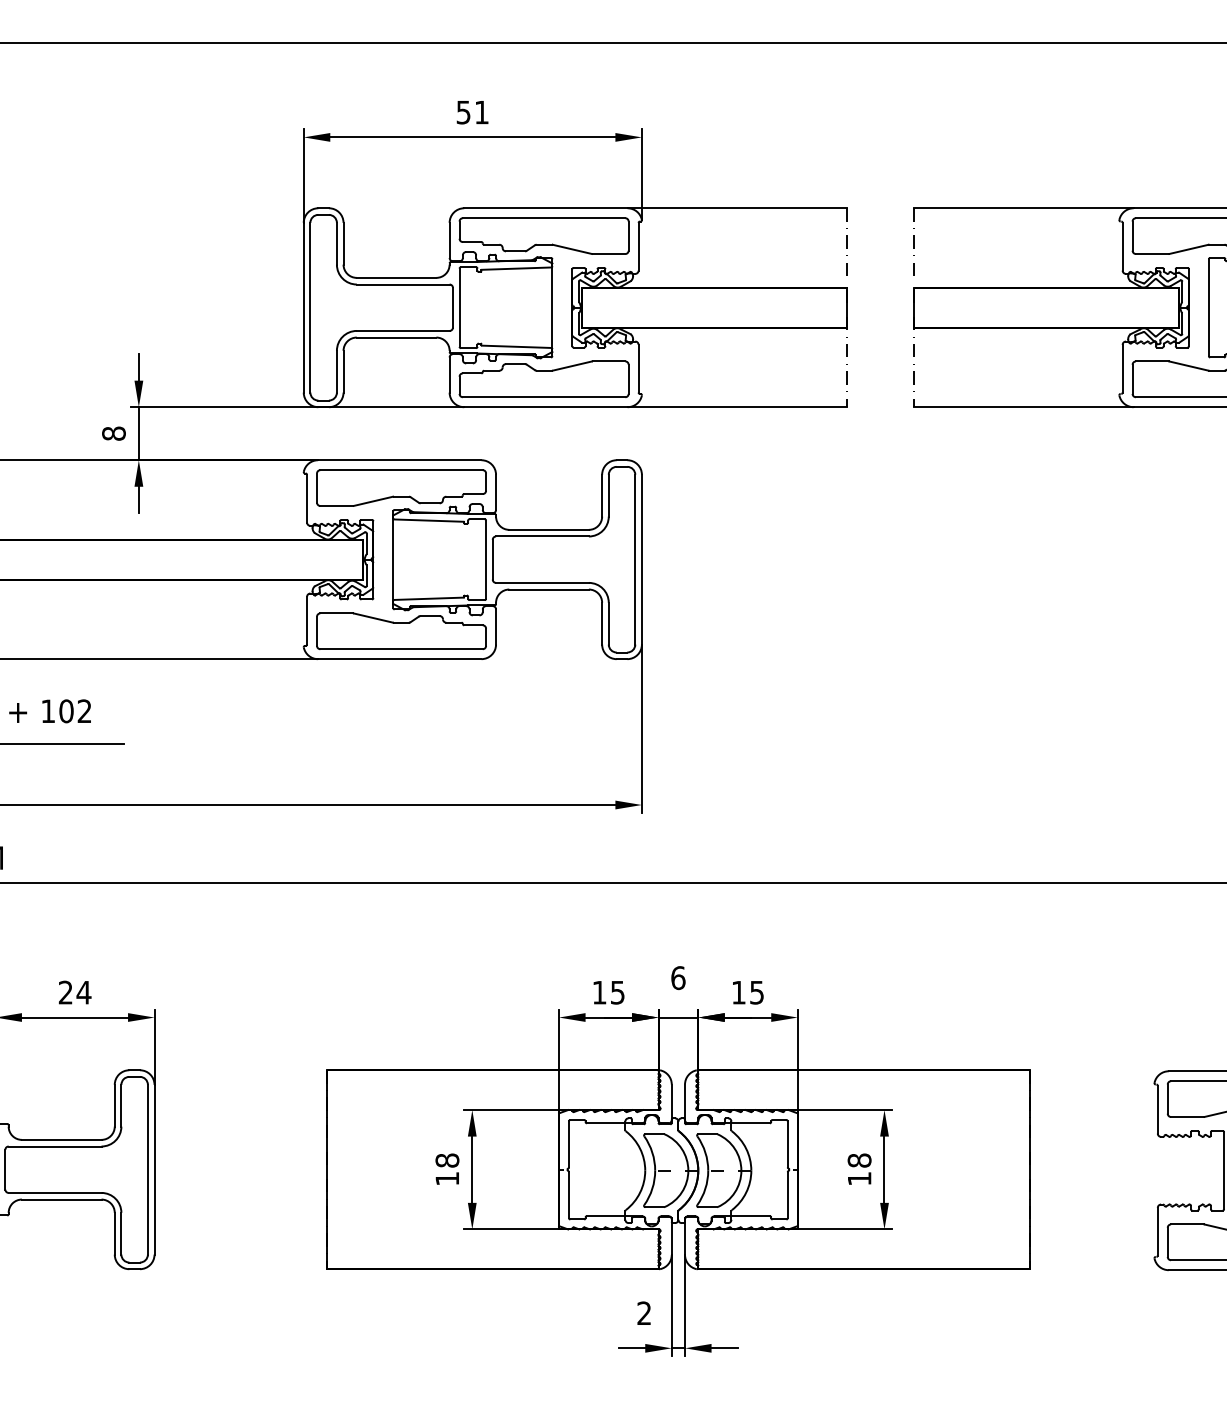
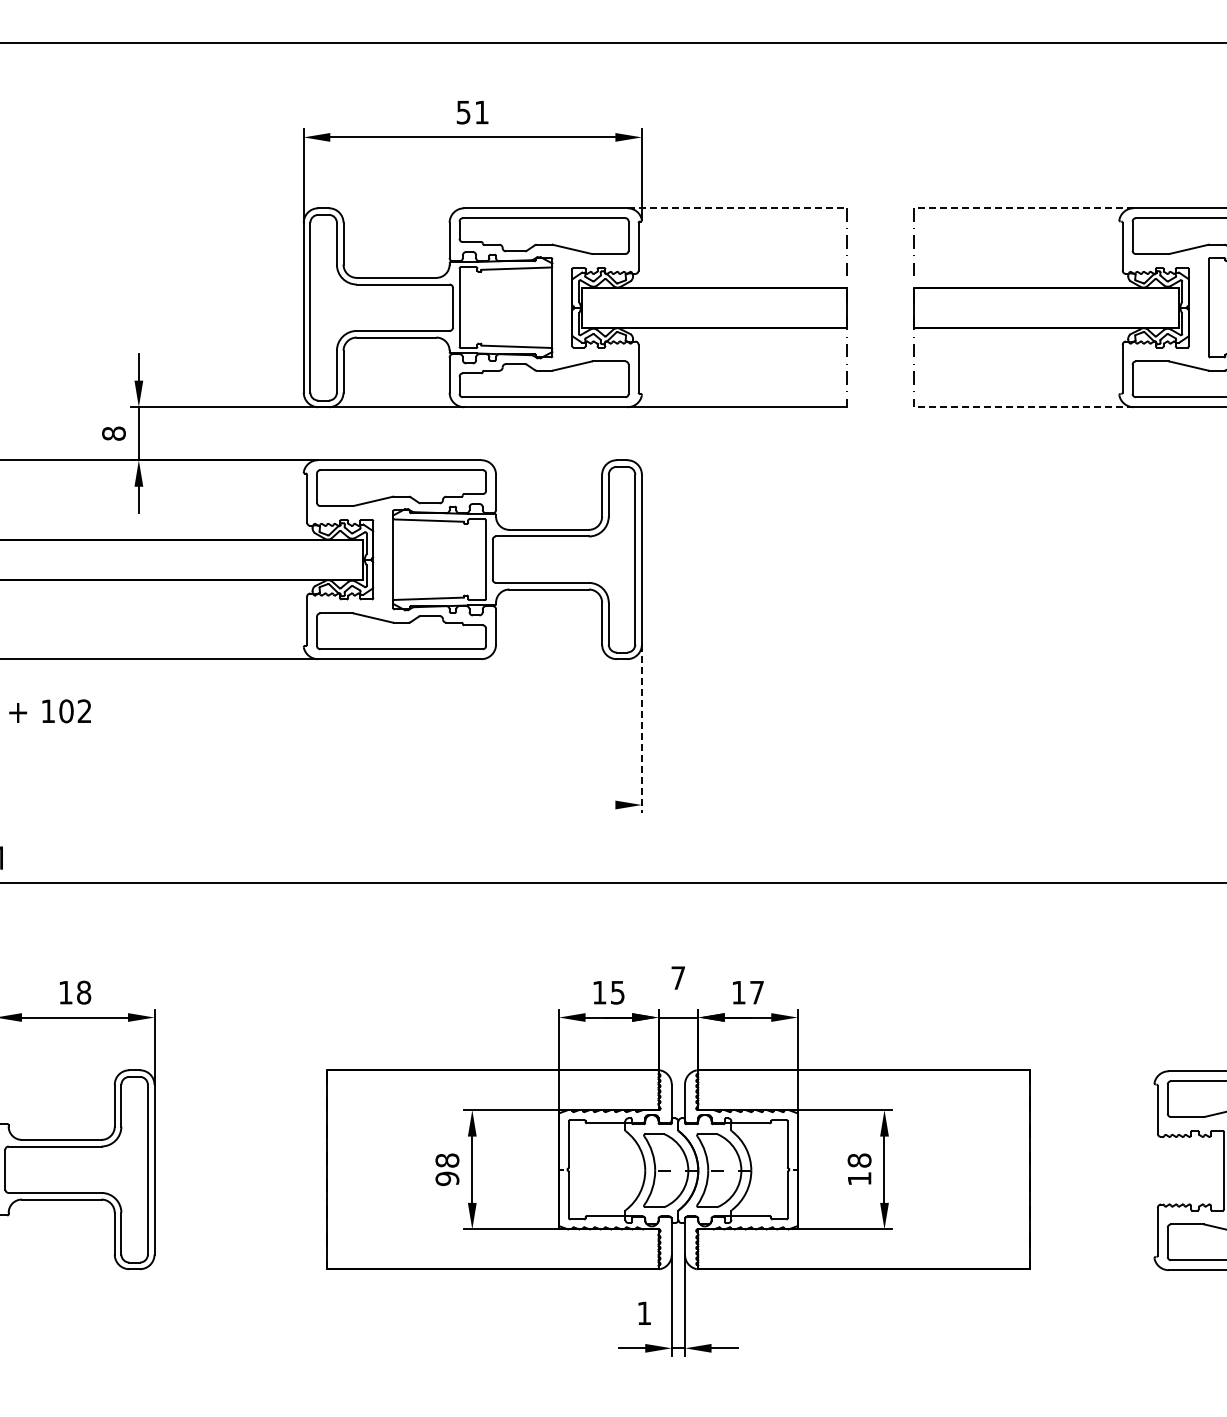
line: solid -> dashed (737, 208)
line: solid -> dashed (1023, 208)
line: solid -> dashed (1023, 407)
line: solid -> dashed (641, 729)
line: present -> none (62, 744)
line: present -> none (308, 805)
text: 6 -> 7 (678, 978)
text: 24 -> 18 (74, 992)
text: 15 -> 17 (756, 992)
text: 18 -> 98 (447, 1178)
text: 2 -> 1 (643, 1312)
